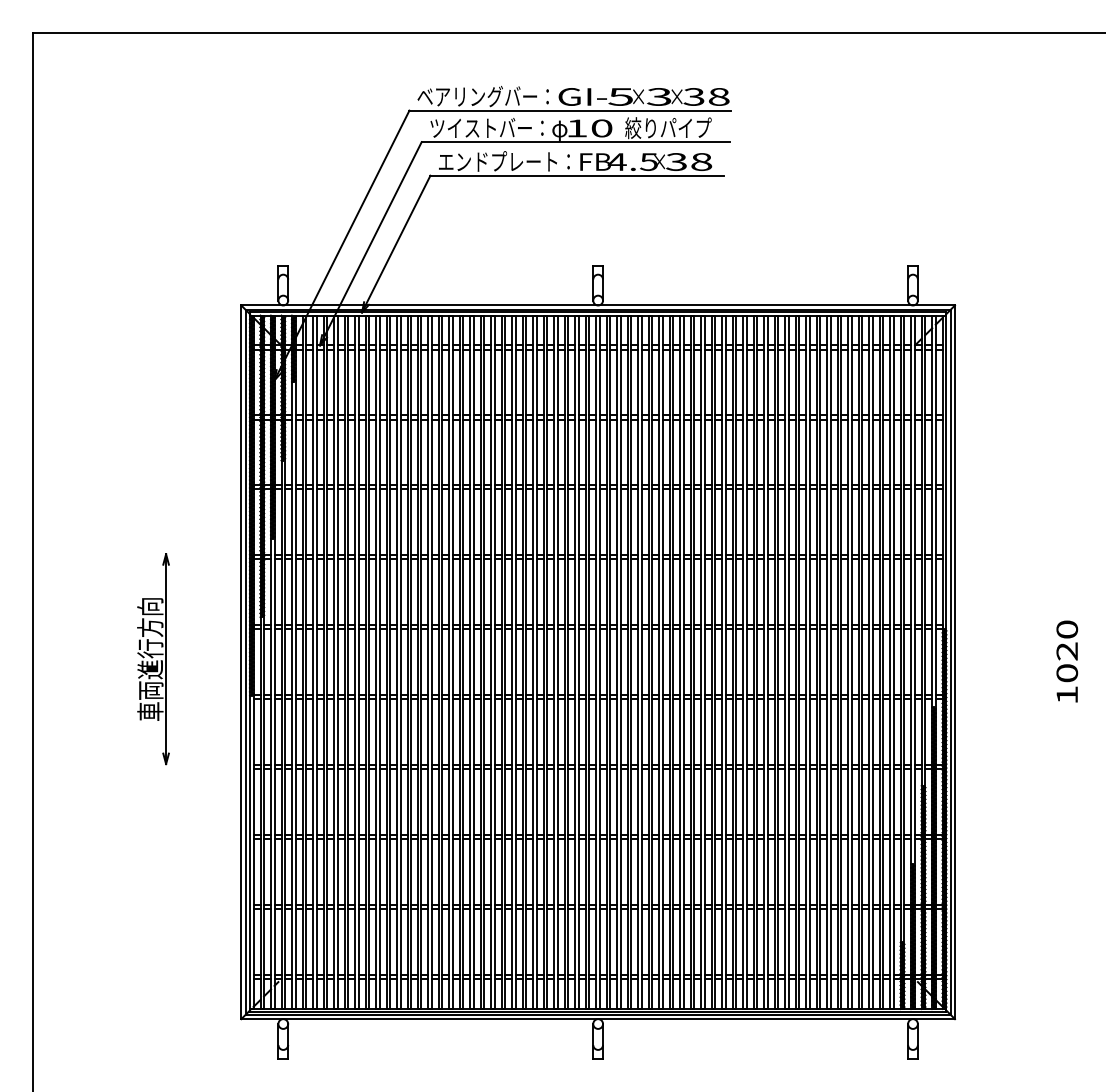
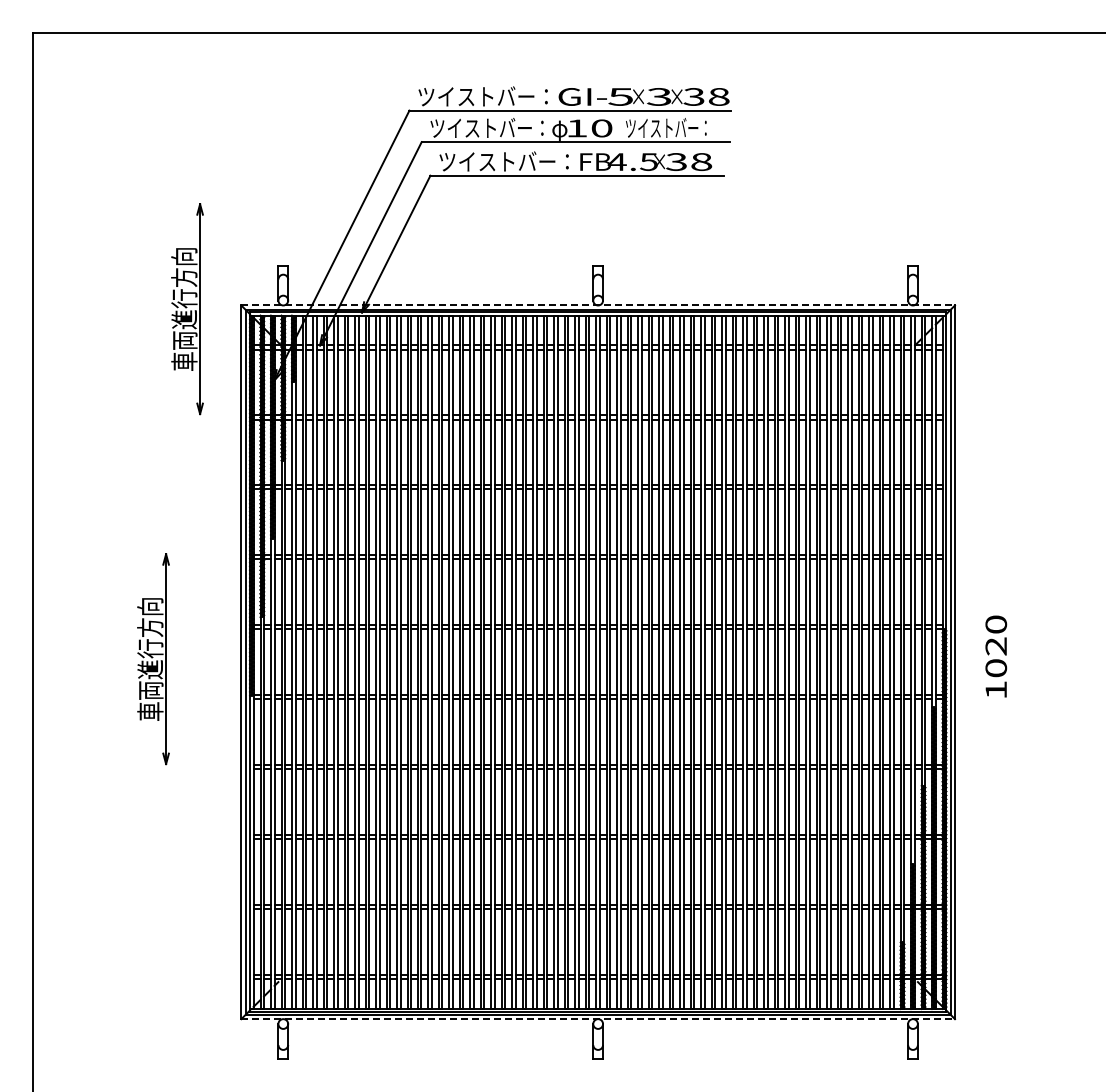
text: ベアリングバー： -> ツイストバー： (482, 96)
text: 絞りパイプ -> ツイストバー： (668, 128)
text: エンドプレート： -> ツイストバー： (504, 161)
line: solid -> dashed (598, 305)
part: none -> present (187, 309)
text position: (1067, 661) -> (996, 656) (996, 656)
line: solid -> dashed (598, 1019)
